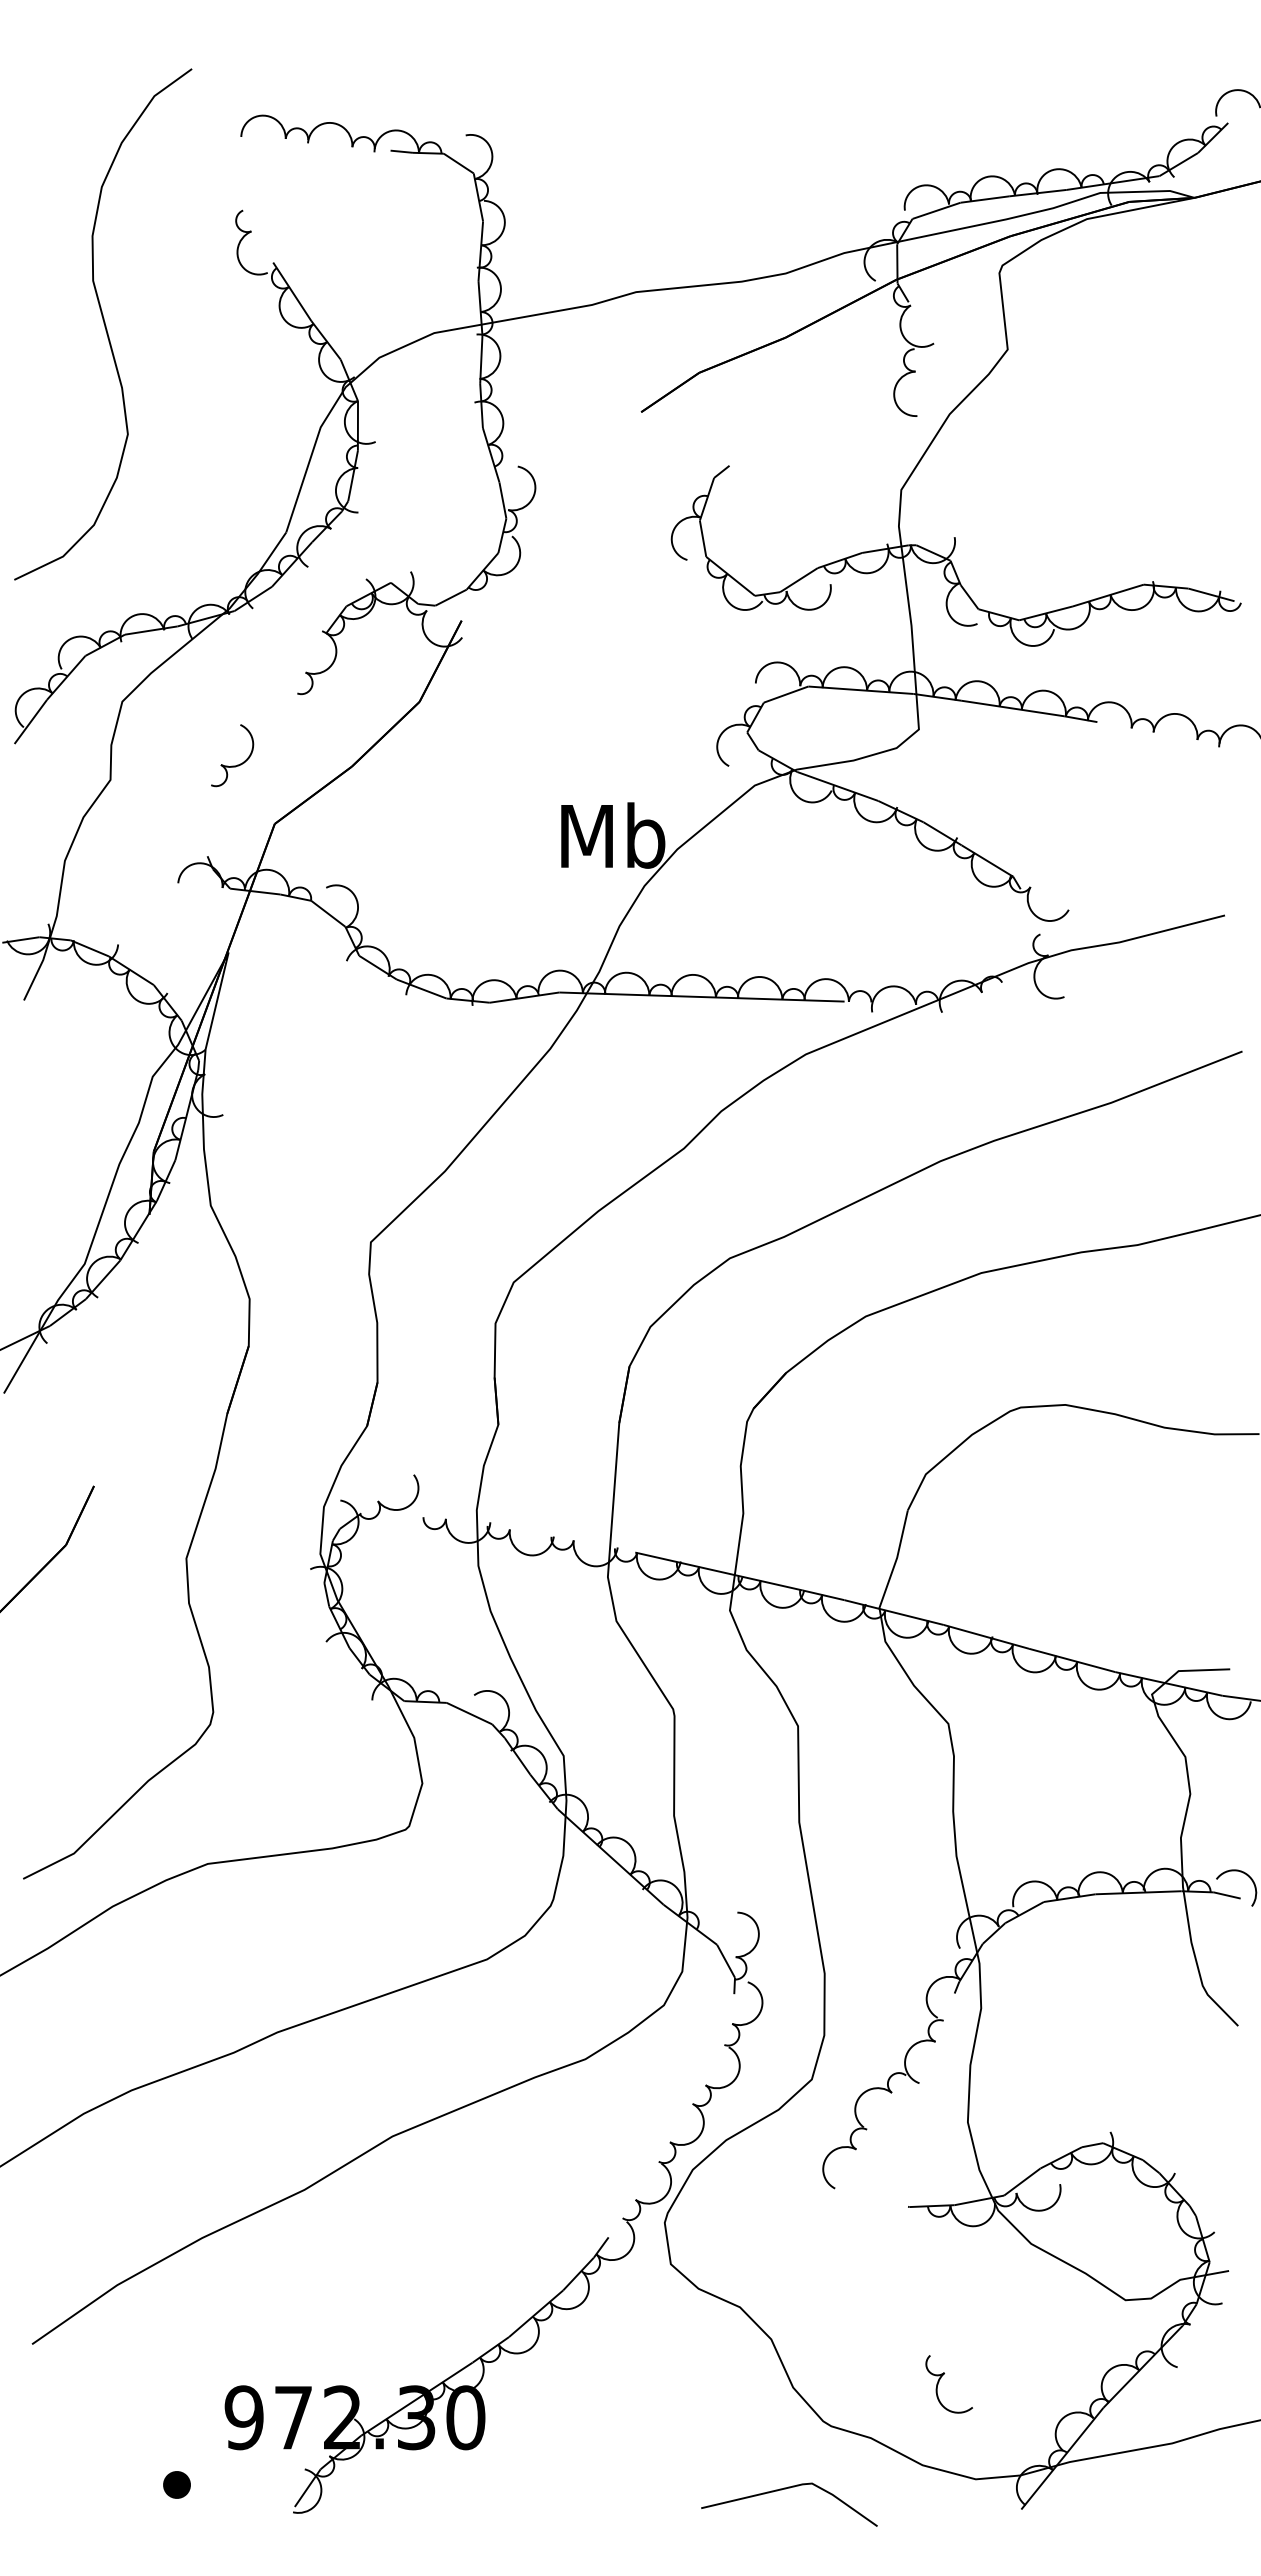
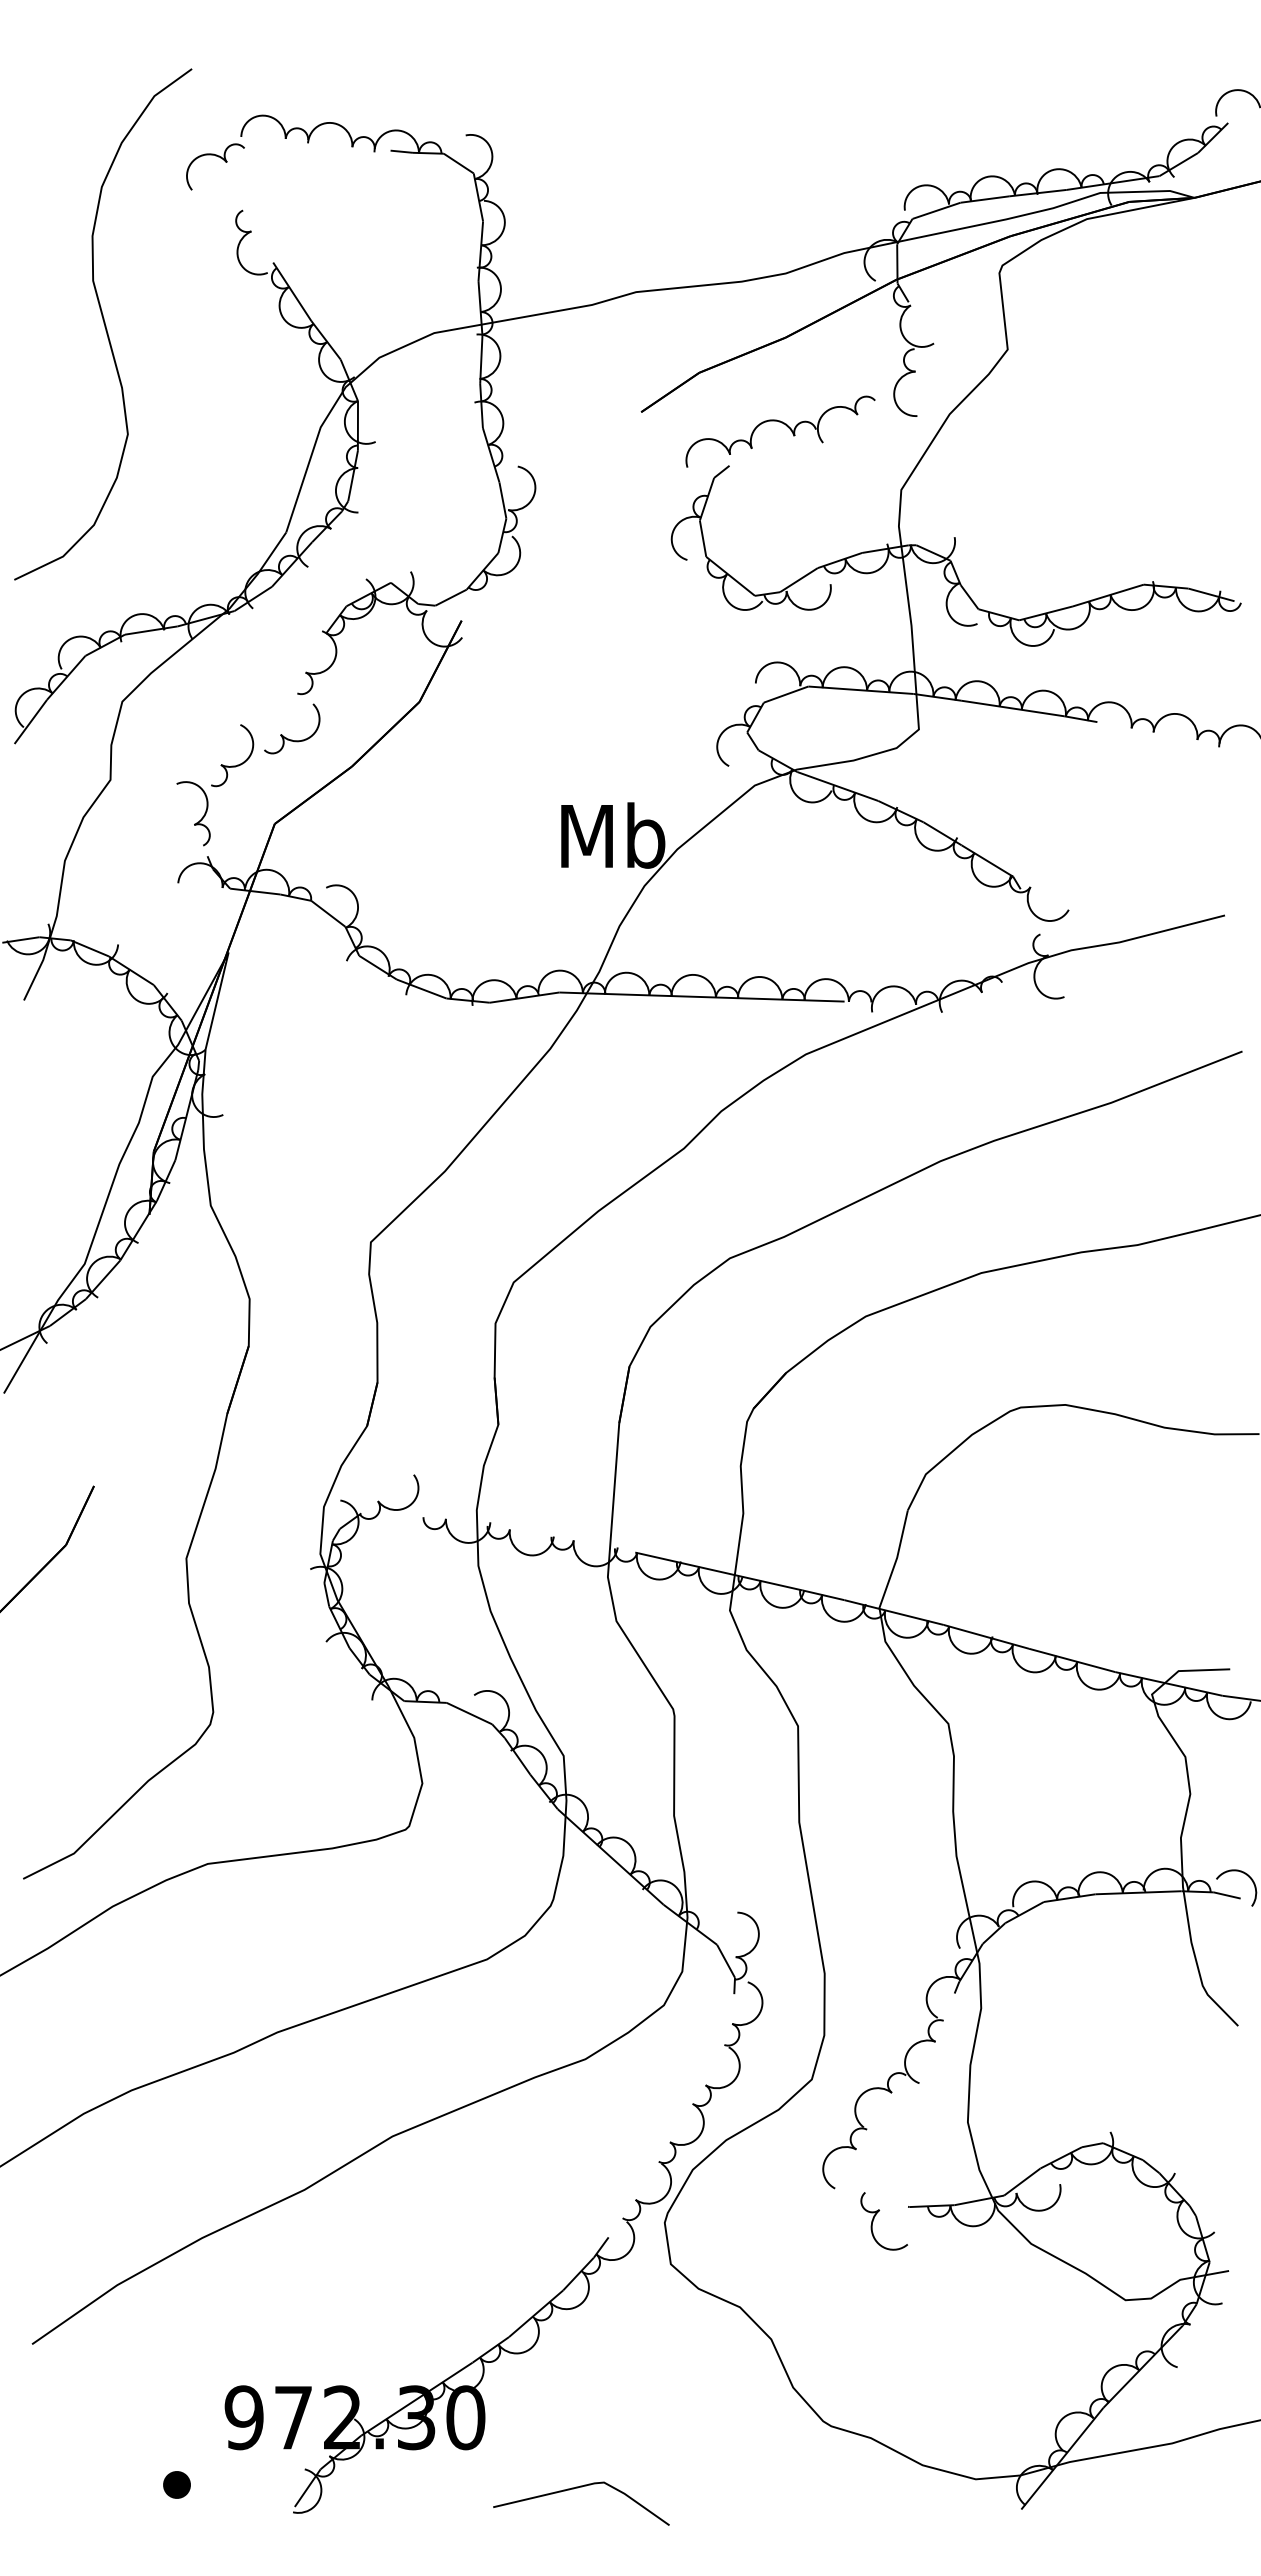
part: none -> present (220, 158)
part: none -> present (783, 424)
part: none -> present (288, 738)
part: none -> present (200, 819)
part position: (941, 2378) -> (876, 2215) (876, 2215)
line position: (786, 2489) -> (578, 2488) (578, 2488)
